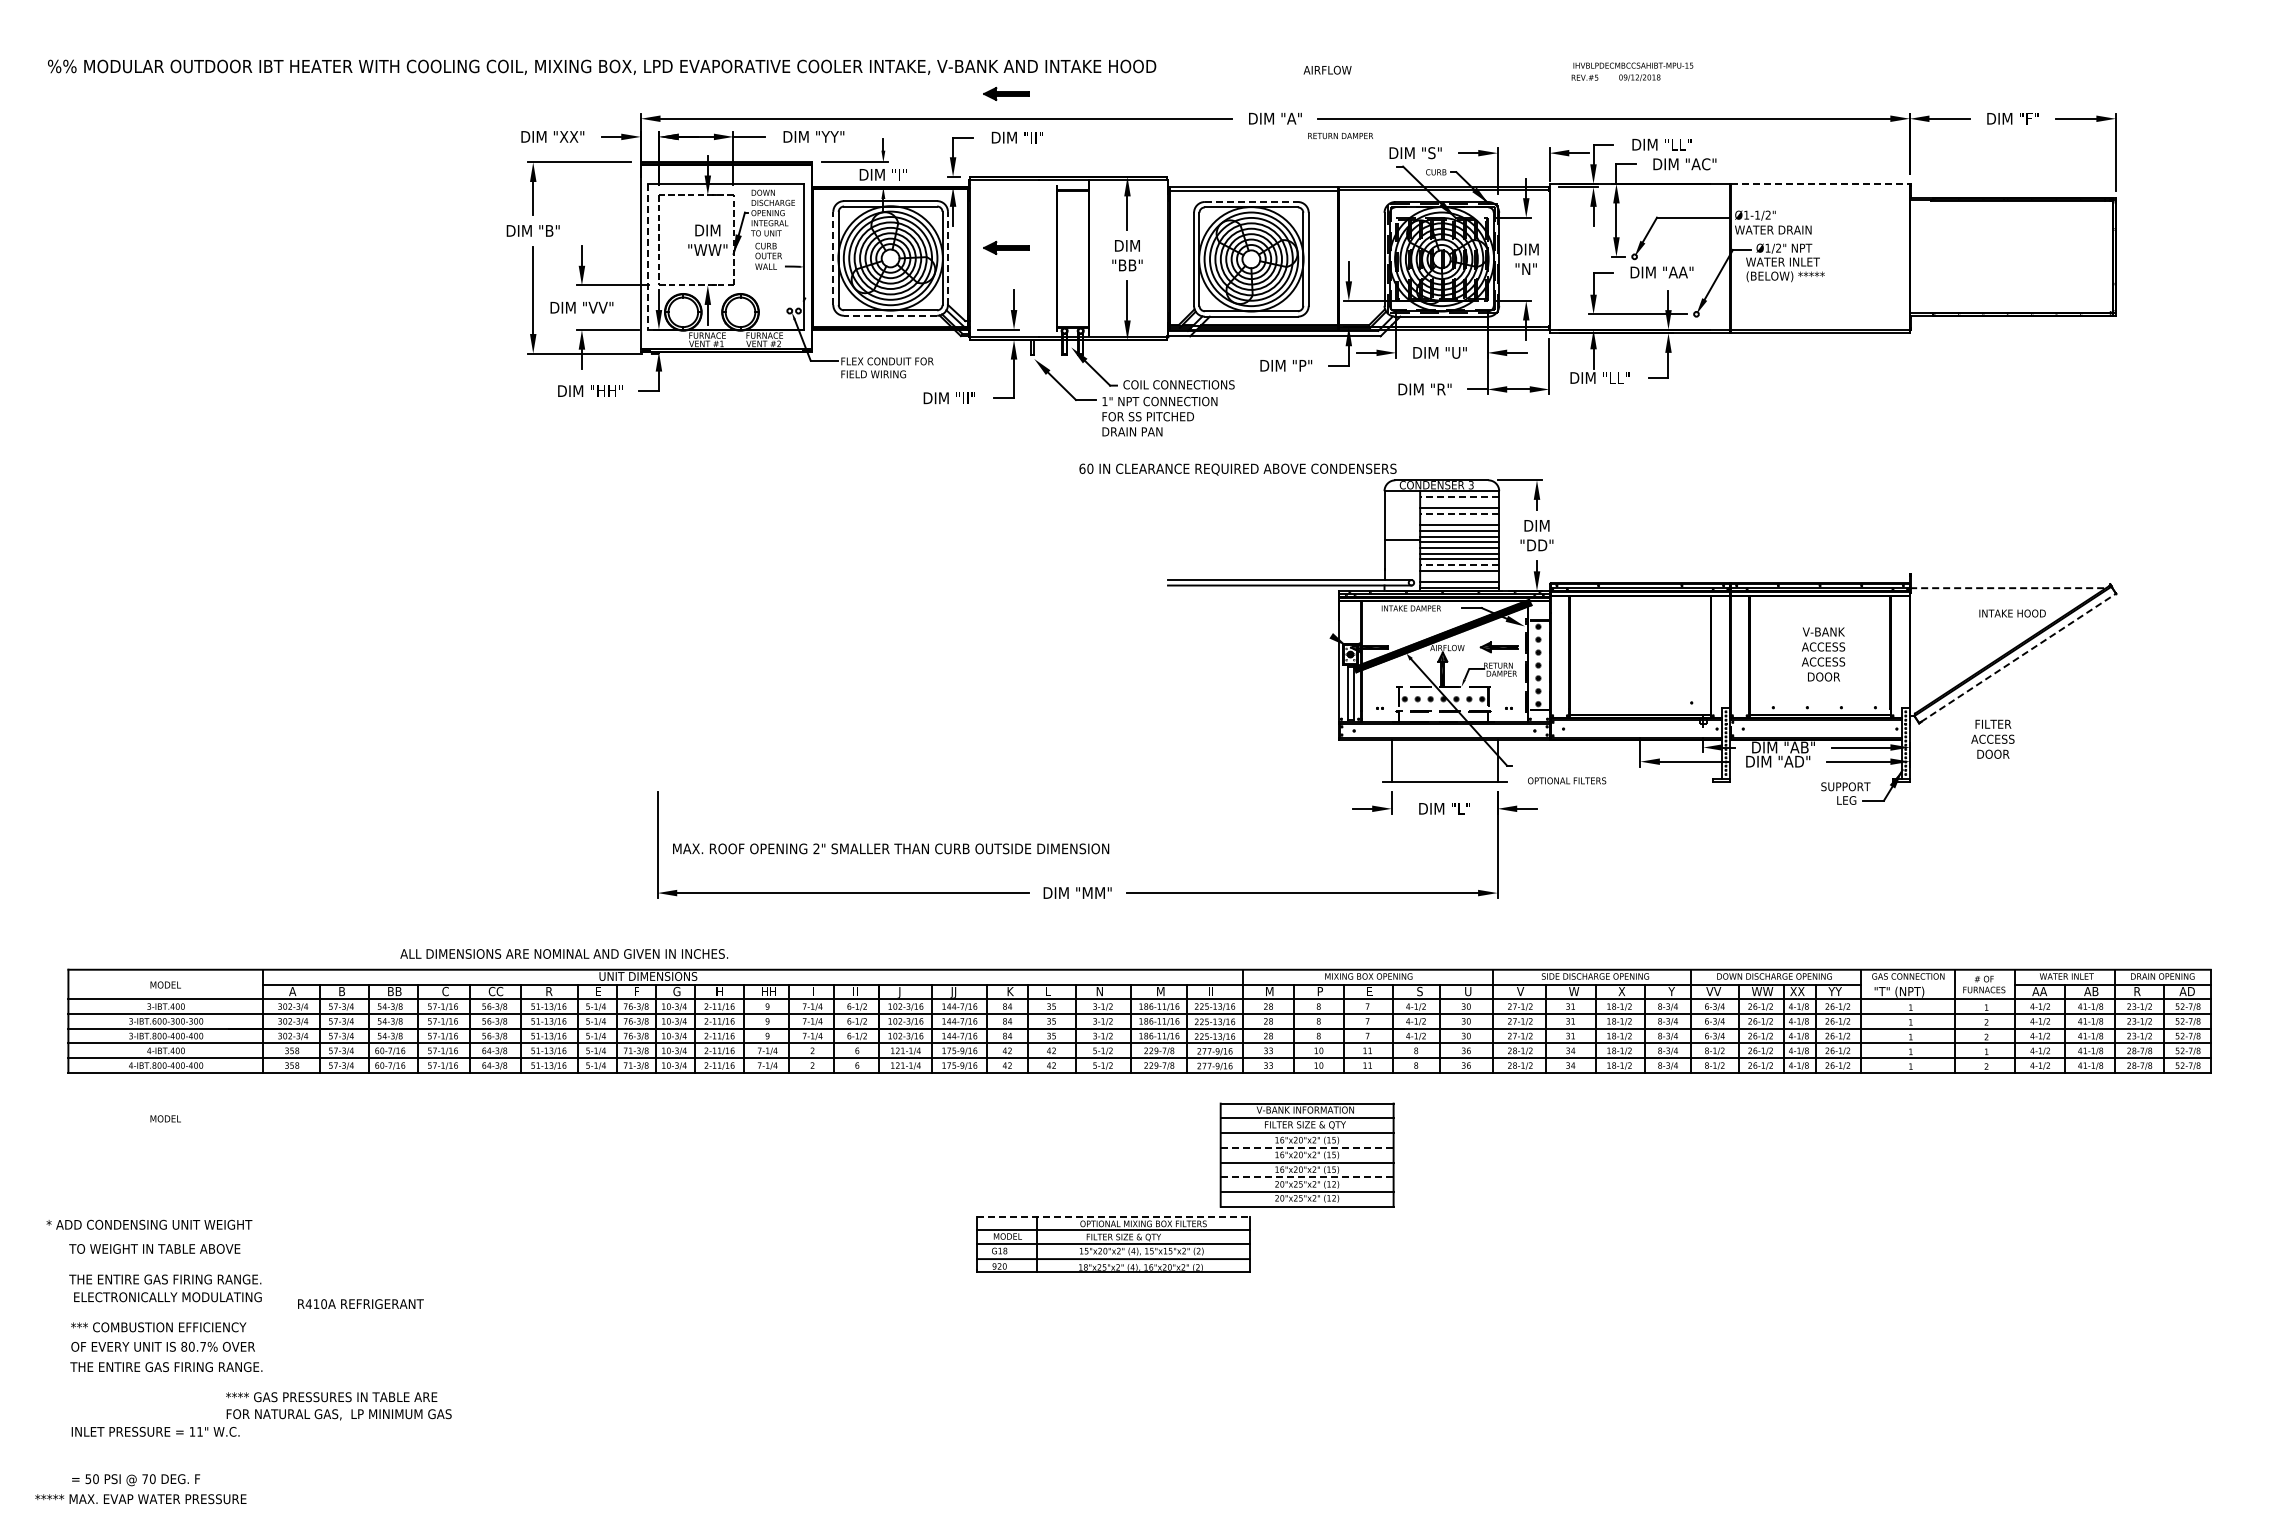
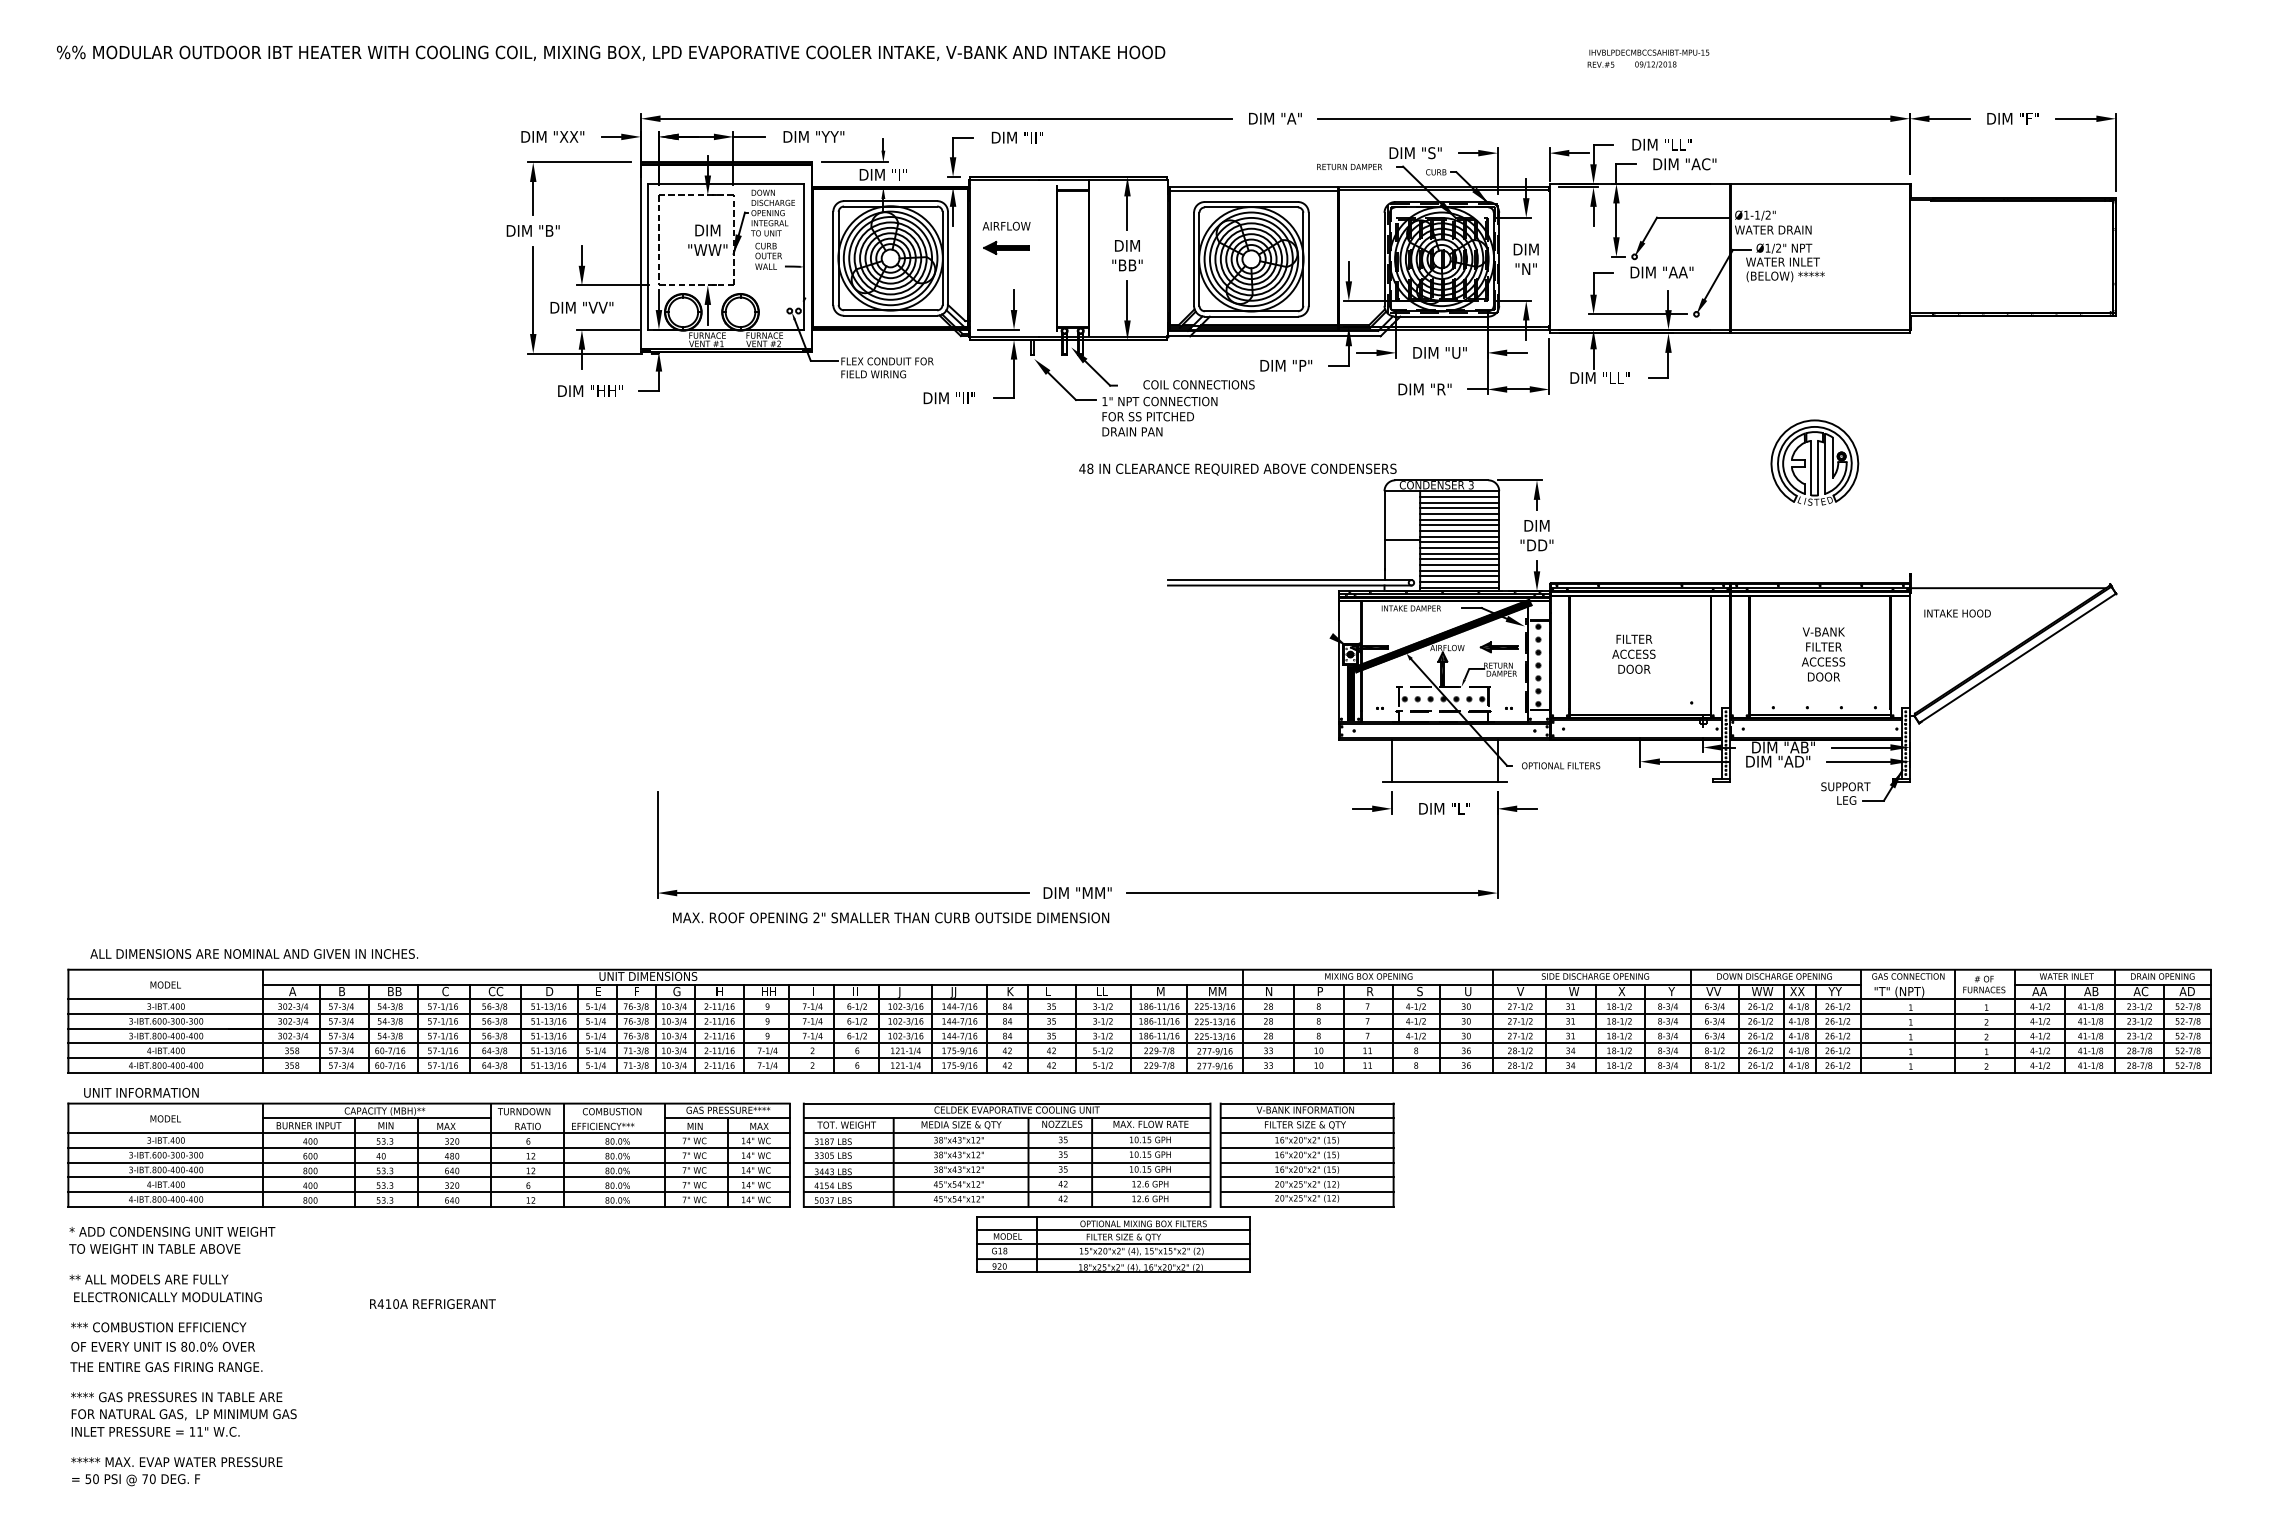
text position: (602, 66) -> (611, 52) (611, 52)
text position: (1327, 69) -> (1006, 225) (1006, 225)
text position: (1632, 71) -> (1648, 58) (1648, 58)
part: present -> none (1006, 93)
text position: (1340, 136) -> (1349, 167) (1349, 167)
line: dashed -> solid (1820, 183)
line: dashed -> solid (1251, 202)
line: dashed -> solid (648, 257)
line: dashed -> solid (833, 258)
line: dashed -> solid (947, 258)
line: dashed -> solid (890, 315)
text position: (1178, 384) -> (1198, 384) (1198, 384)
part: none -> present (1814, 462)
text: 60 -> 48 (1086, 468)
line: dashed -> solid (1459, 496)
line: none -> present (1459, 502)
line: dashed -> solid (1459, 513)
line: none -> present (1459, 519)
line: dashed -> solid (1459, 565)
line: none -> present (1459, 576)
line: dashed -> solid (2008, 588)
text position: (2012, 613) -> (1957, 613) (1957, 613)
text: ACCESS -> FILTER (1823, 646)
line: dashed -> solid (2018, 657)
hatch: none -> present (1350, 693)
text position: (1992, 738) -> (1633, 653) (1633, 653)
text position: (1567, 780) -> (1561, 765) (1561, 765)
text position: (891, 848) -> (891, 917) (891, 917)
text position: (563, 953) -> (253, 953) (253, 953)
text: R -> D (550, 991)
text: N -> LL (1101, 991)
text: II -> MM (1217, 991)
text: M -> N (1270, 991)
text: E -> R (1370, 991)
text: R -> AC (2140, 991)
part: none -> present (428, 1147)
line: dashed -> solid (1307, 1147)
part: none -> present (1006, 1154)
line: dashed -> solid (1307, 1177)
line: dashed -> solid (1113, 1216)
text position: (149, 1224) -> (172, 1231) (172, 1231)
text: THE ENTIRE GAS FIRING RANGE. -> ** ALL MODELS ARE FULLY (165, 1279)
text position: (360, 1303) -> (432, 1303) (432, 1303)
text: 80.7% -> 80.0% (203, 1346)
text position: (338, 1406) -> (183, 1406) (183, 1406)
text position: (140, 1499) -> (176, 1462) (176, 1462)
